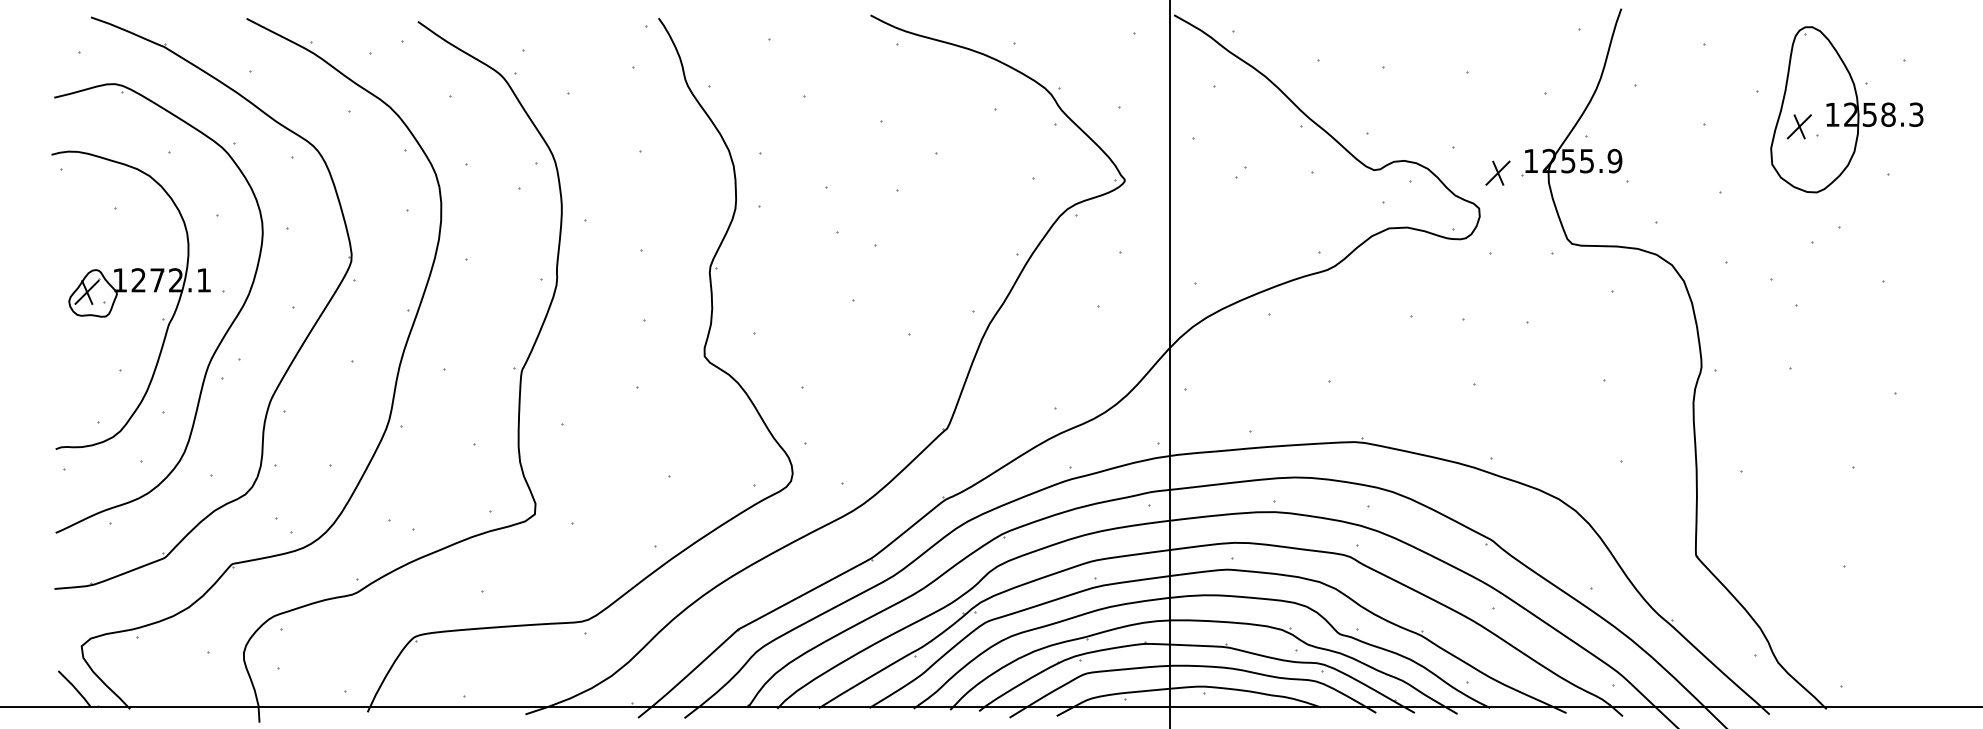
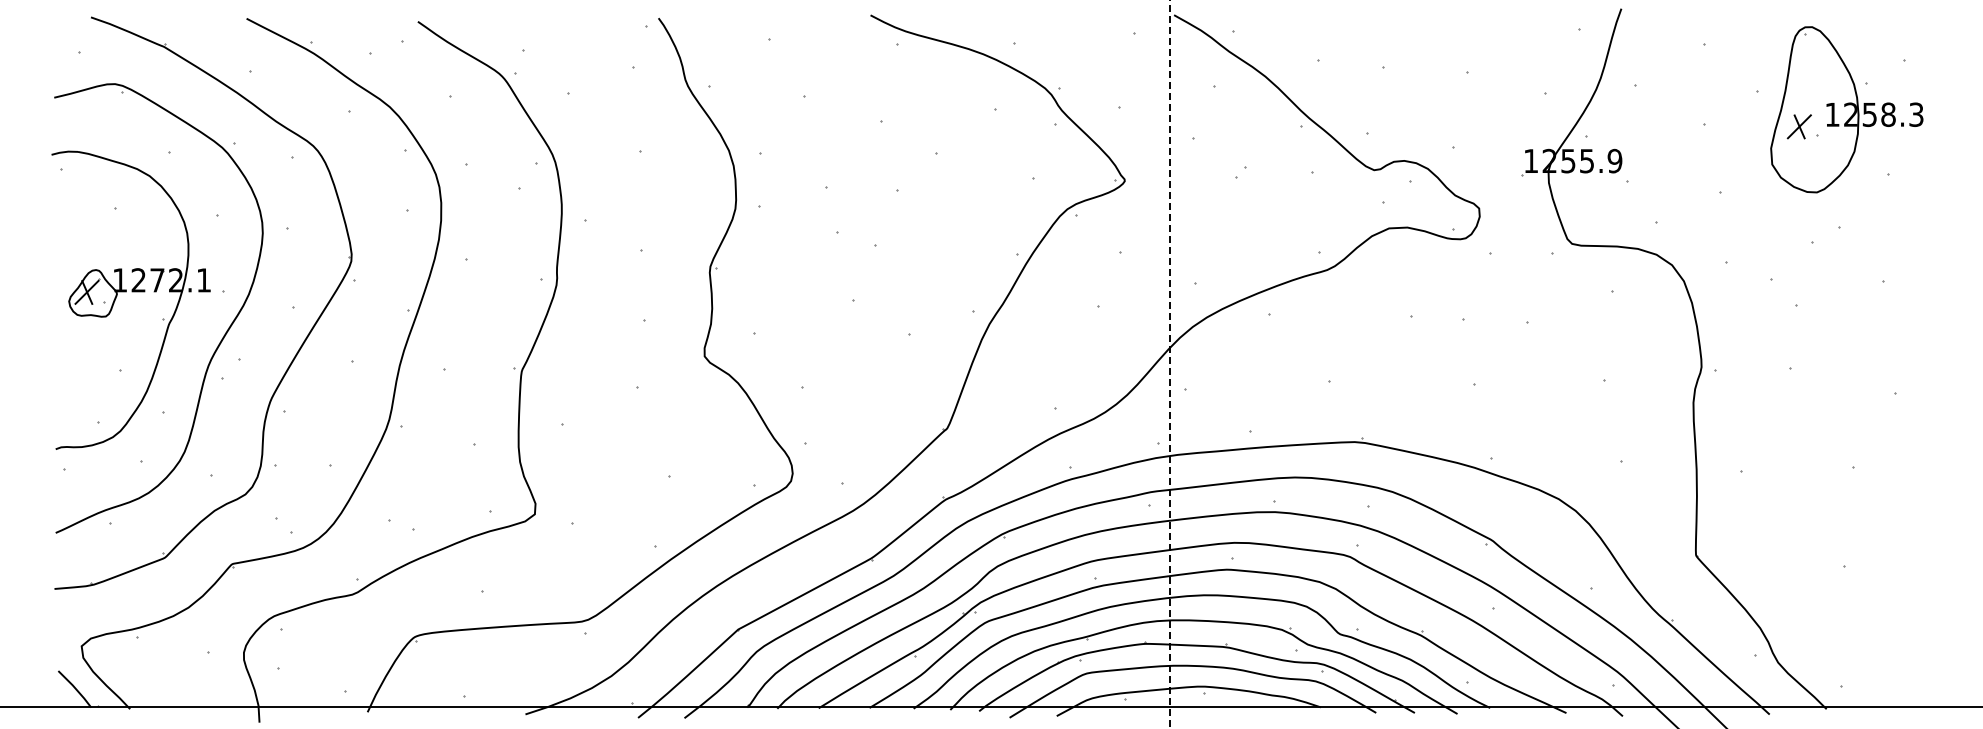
part: present -> none (1497, 172)
line: solid -> dashed (1170, 364)
